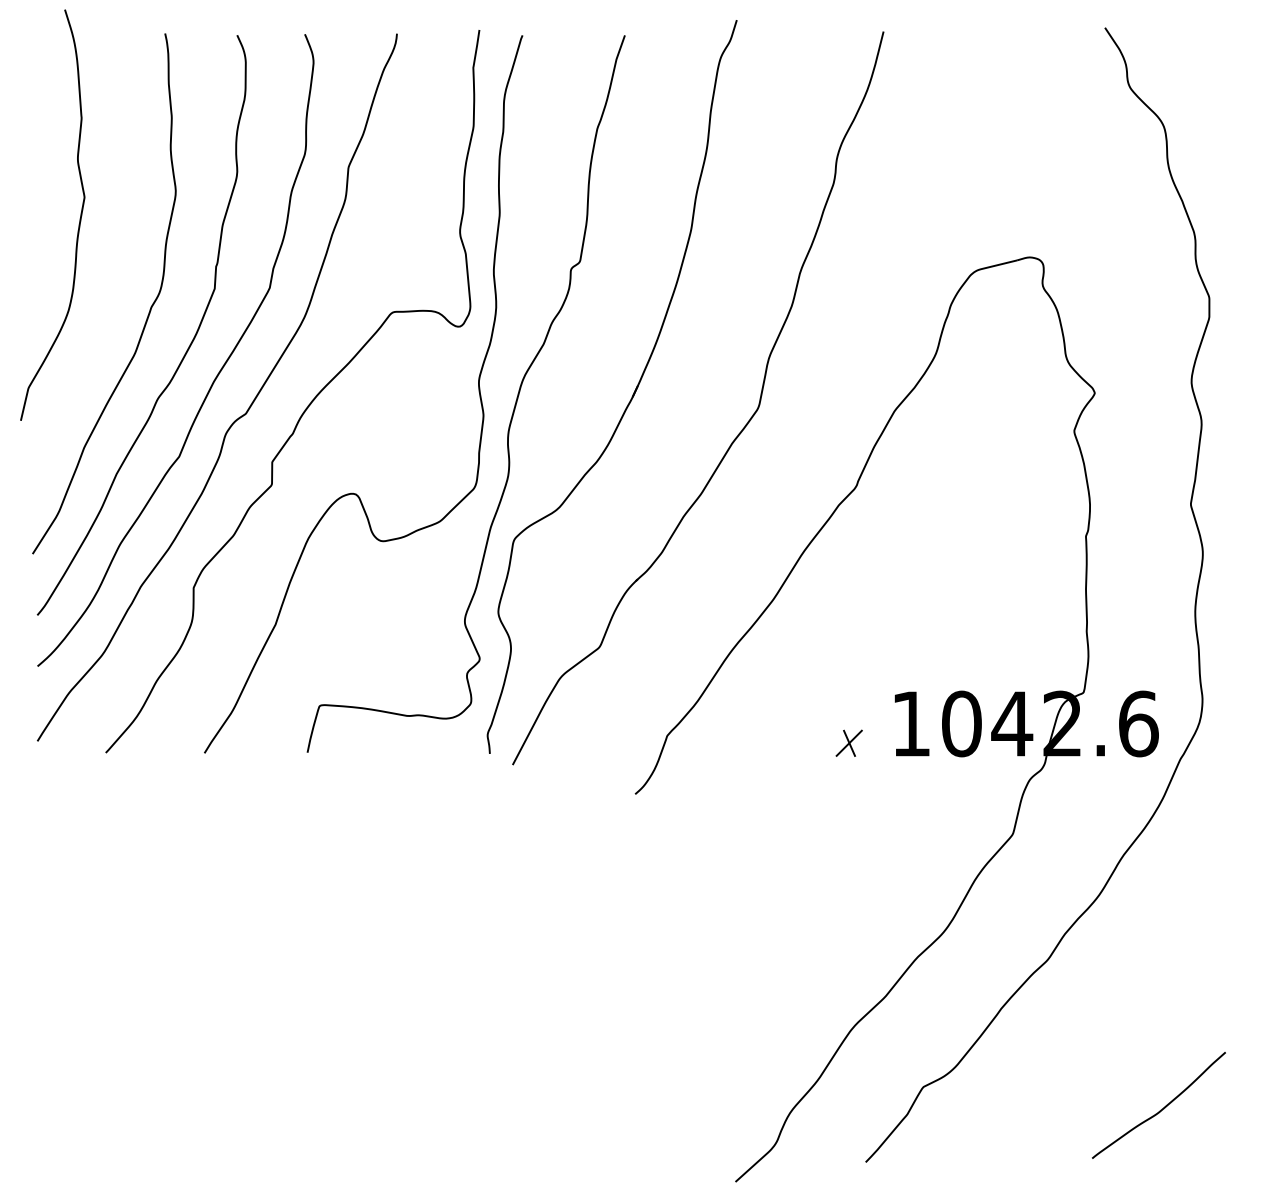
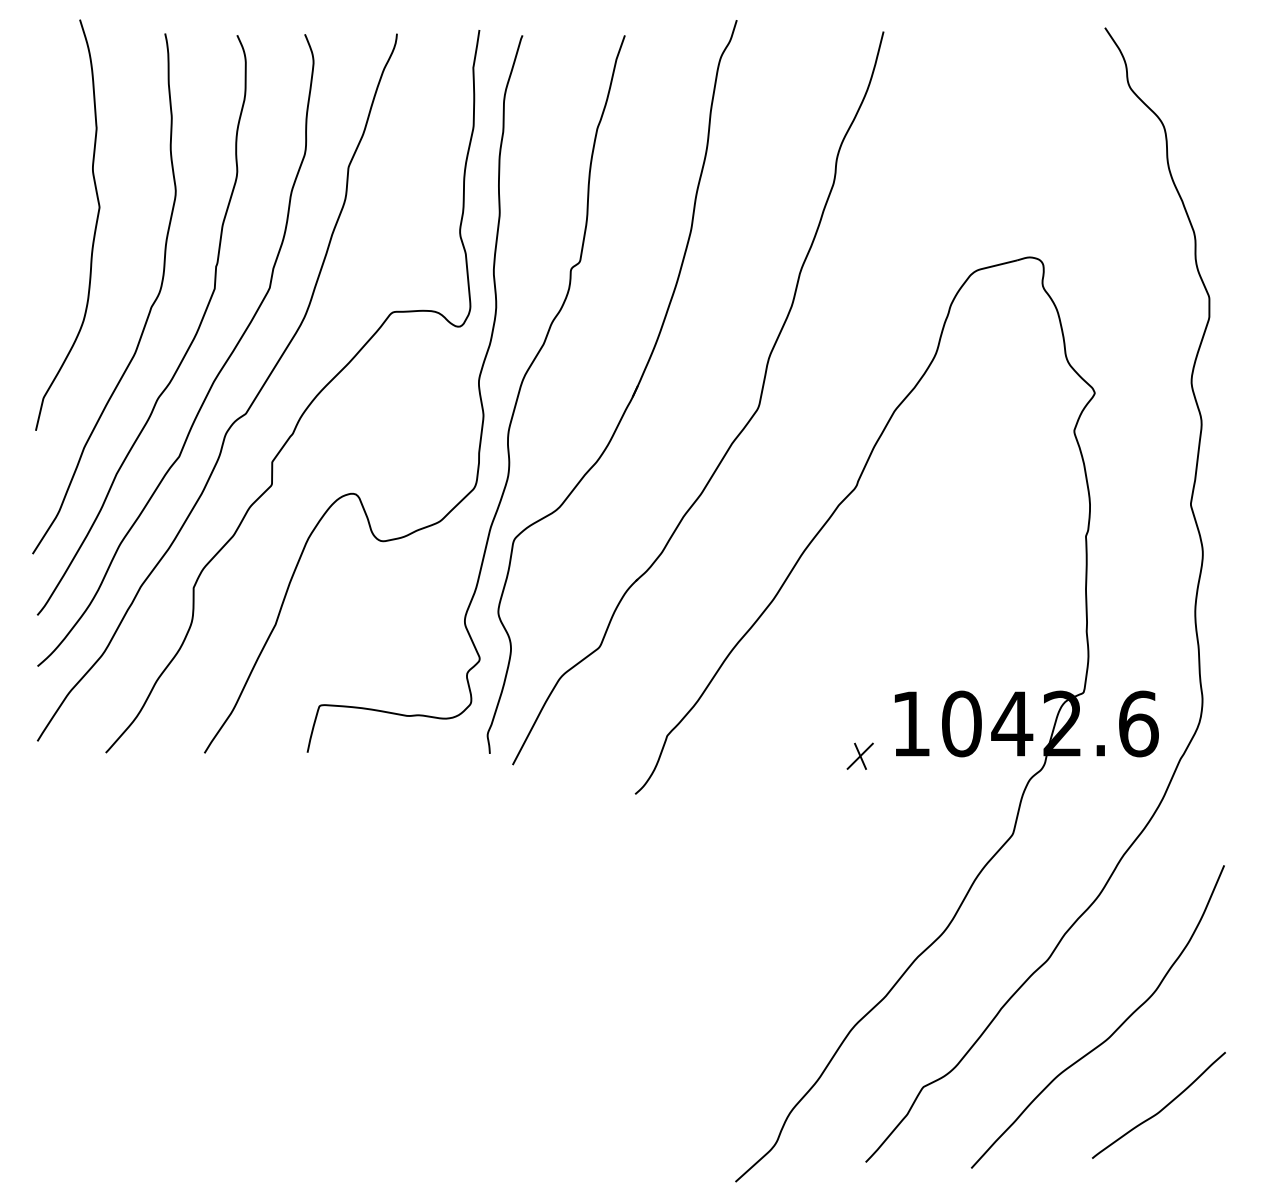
curve position: (79, 218) -> (94, 228) (94, 228)
part position: (848, 742) -> (859, 755) (859, 755)
curve: none -> present (1113, 1031)
